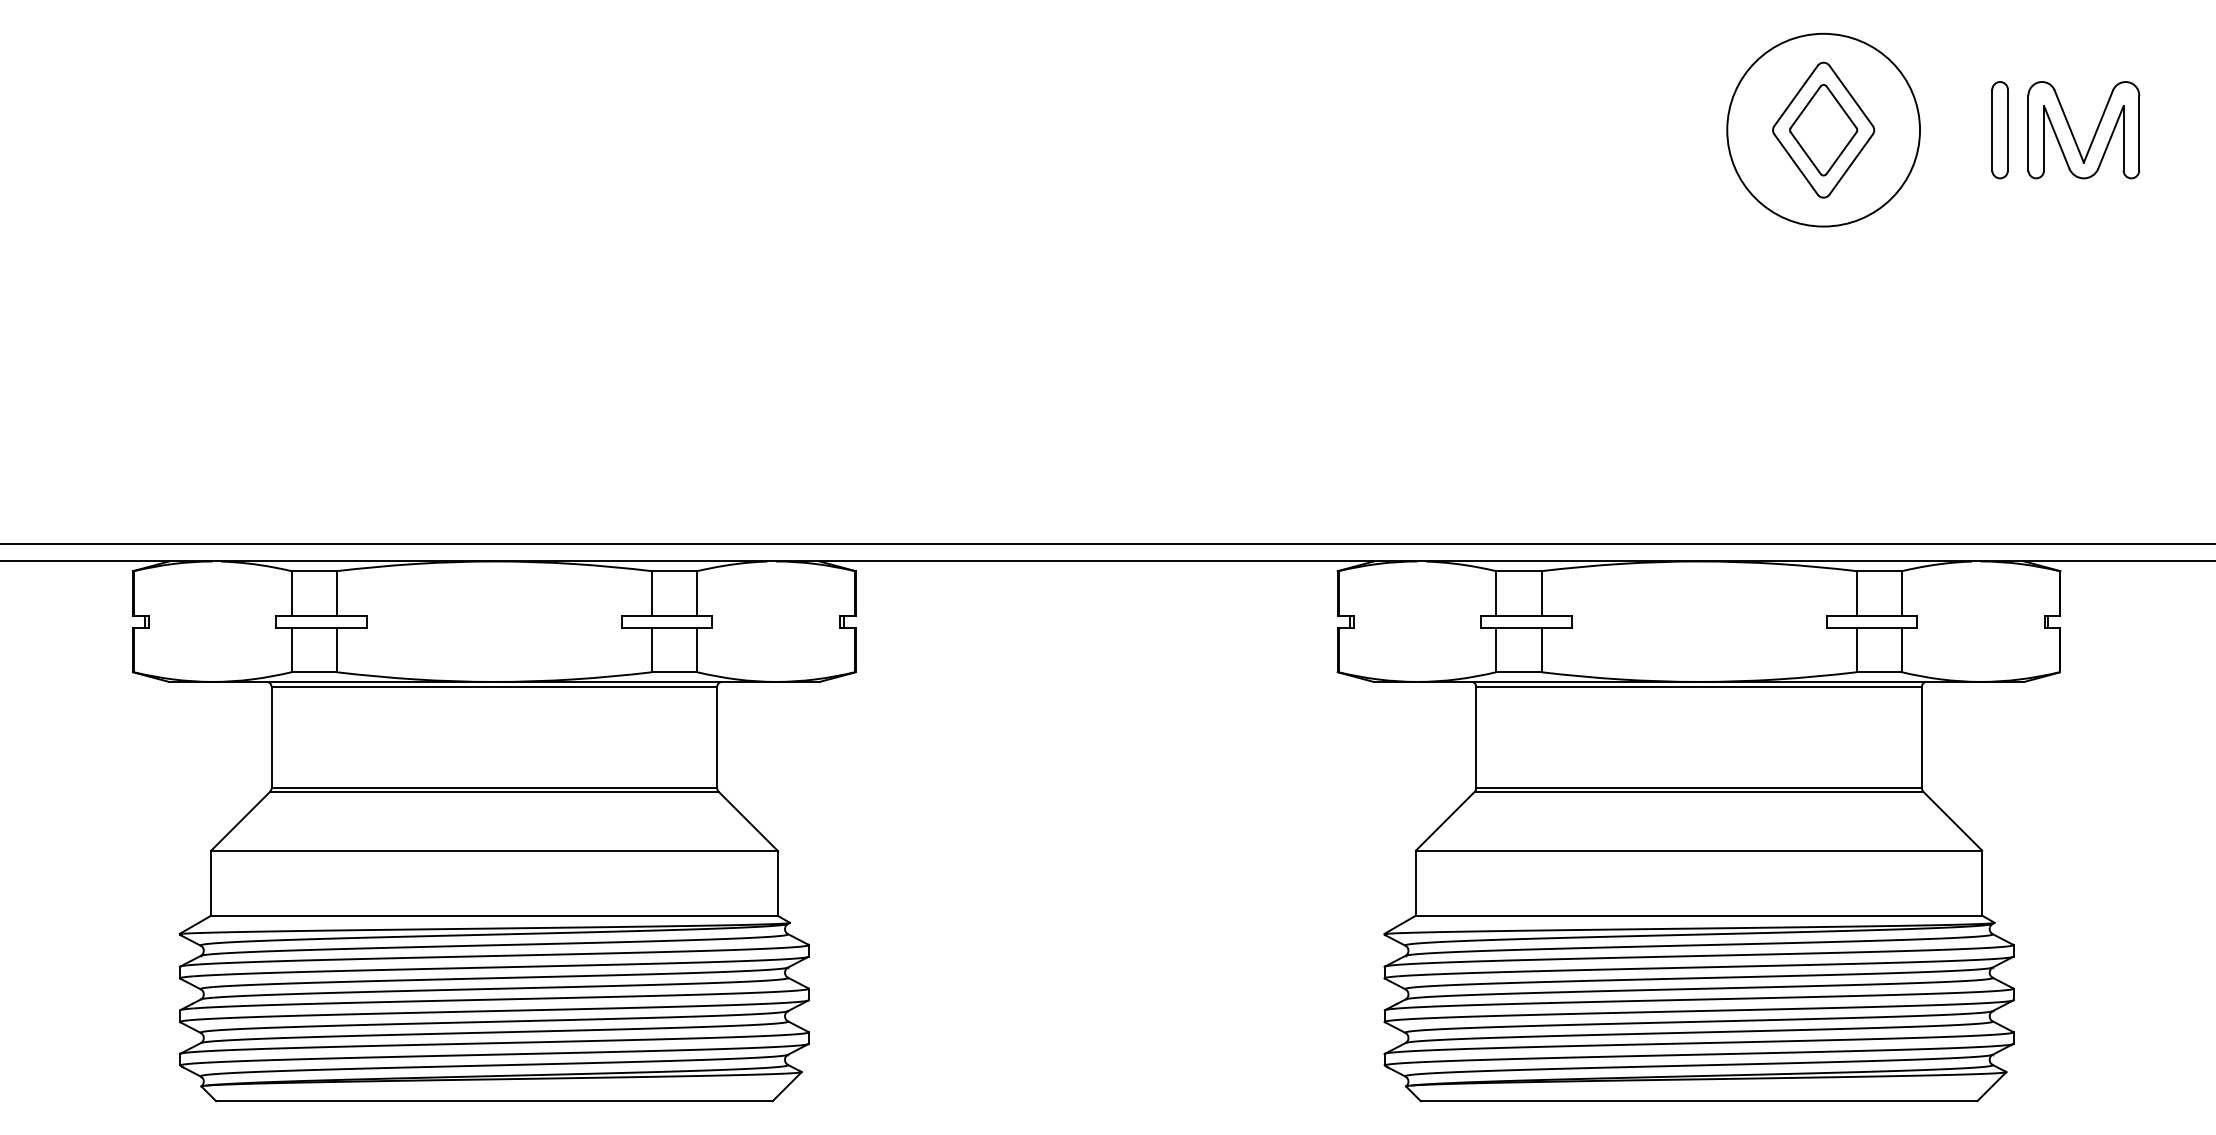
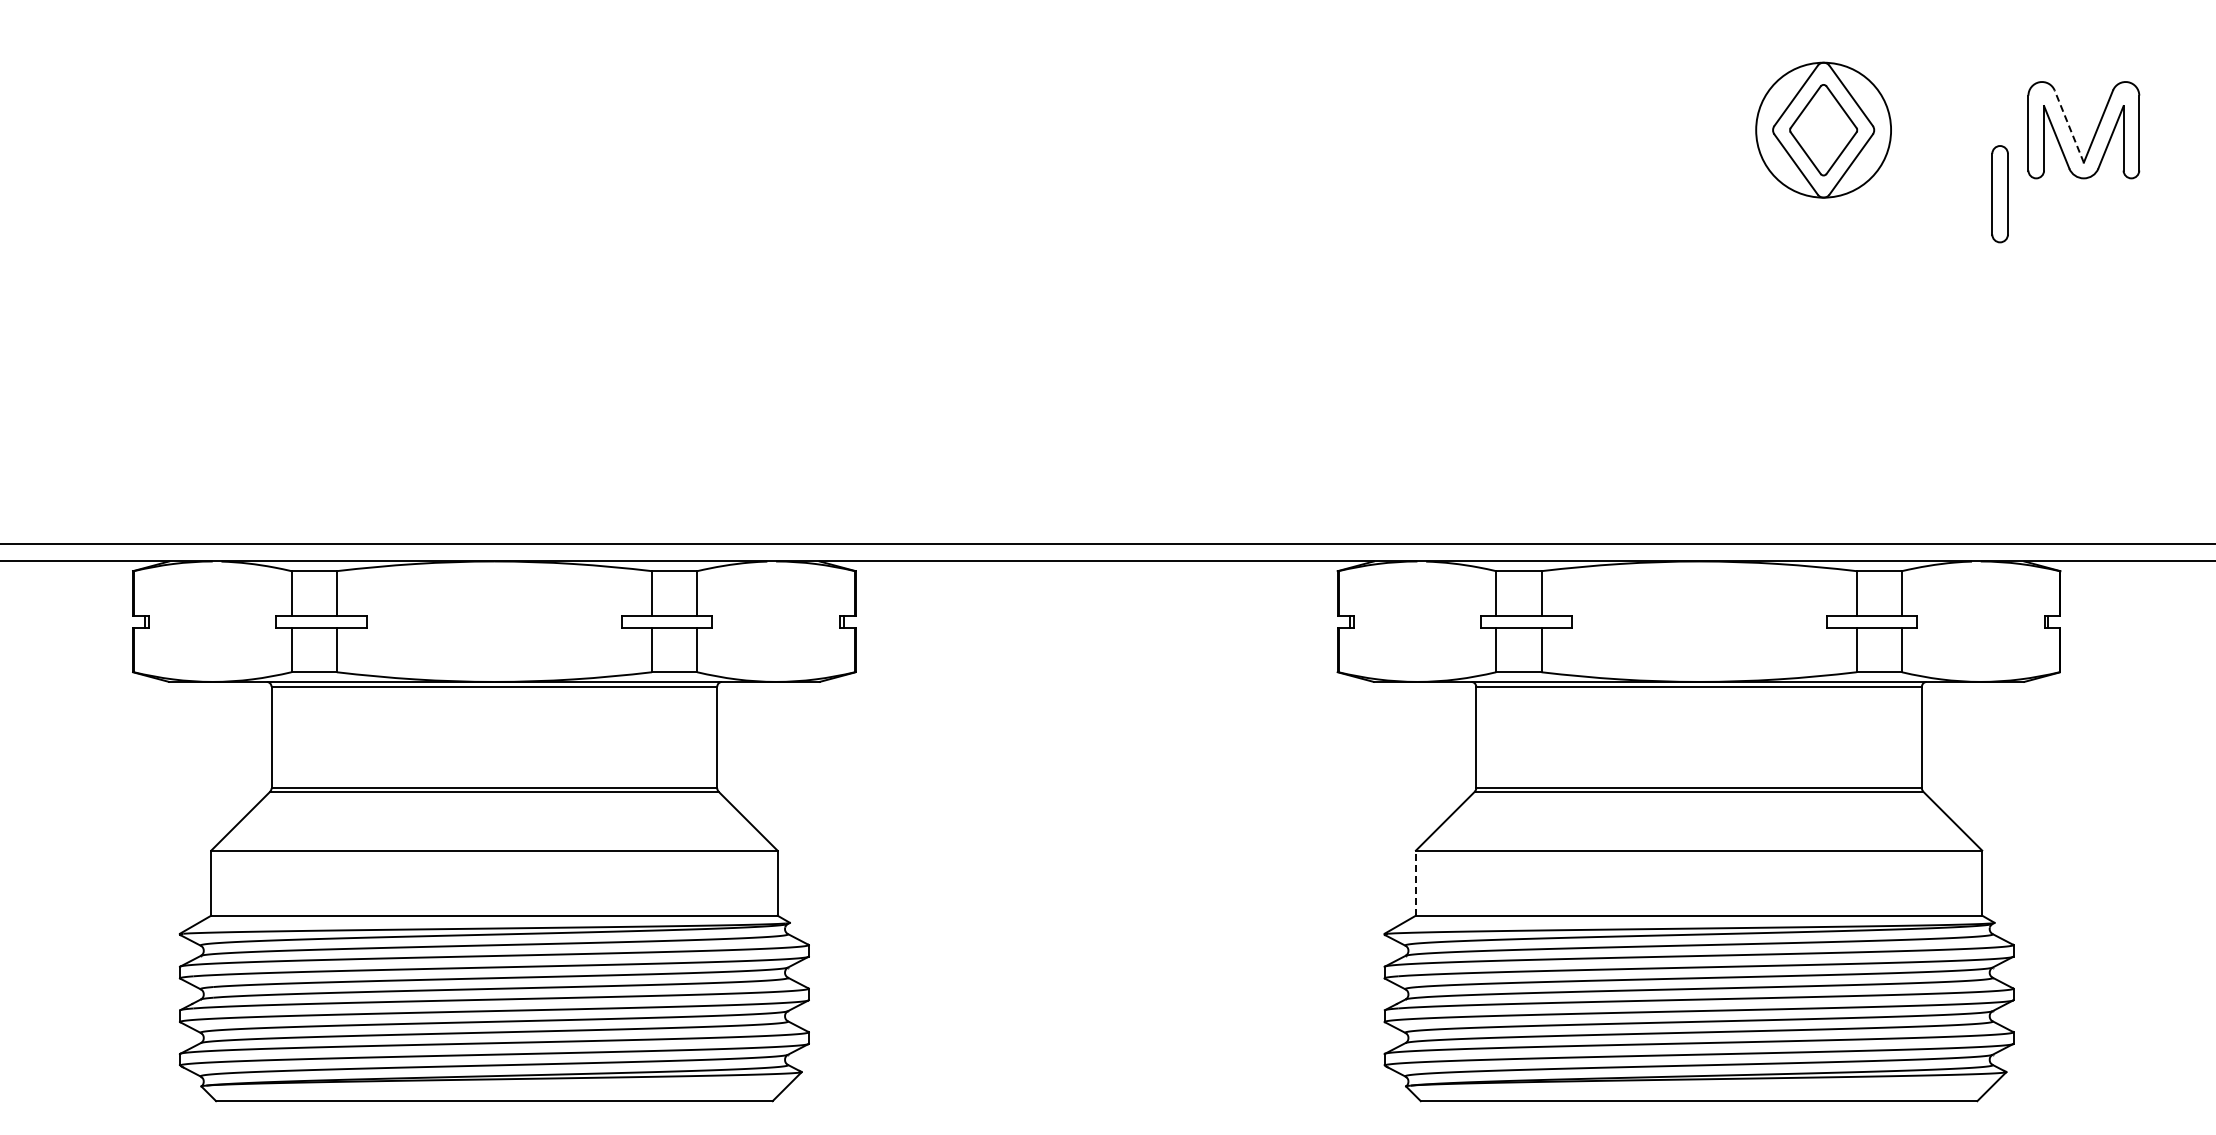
line: solid -> dashed (2069, 126)
circle diameter: 193 px -> 135 px (1823, 129)
part position: (1999, 130) -> (1999, 194) (1999, 194)
line: solid -> dashed (1415, 883)
